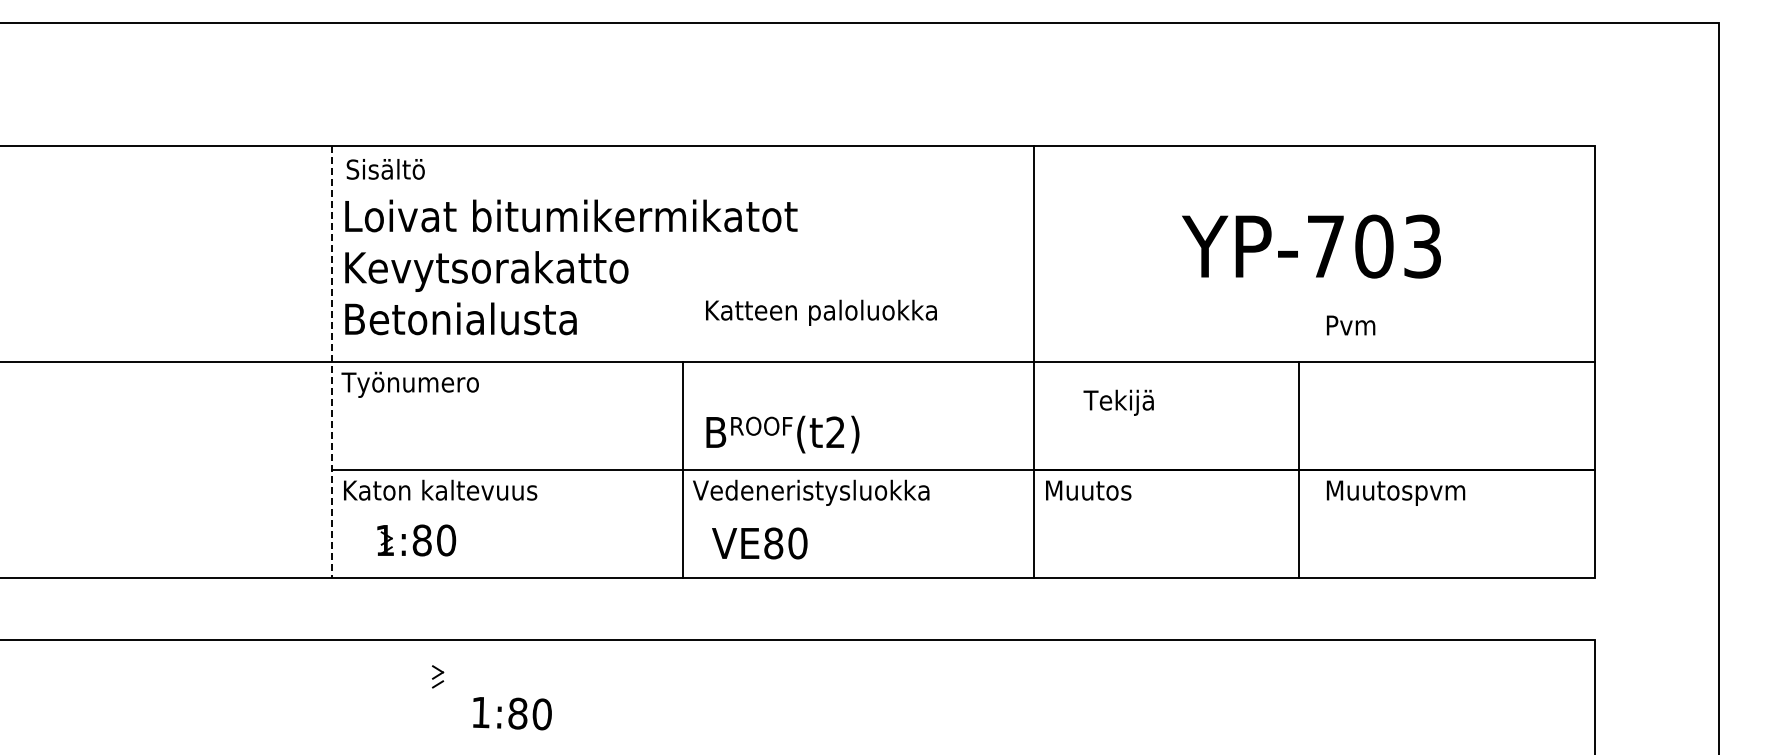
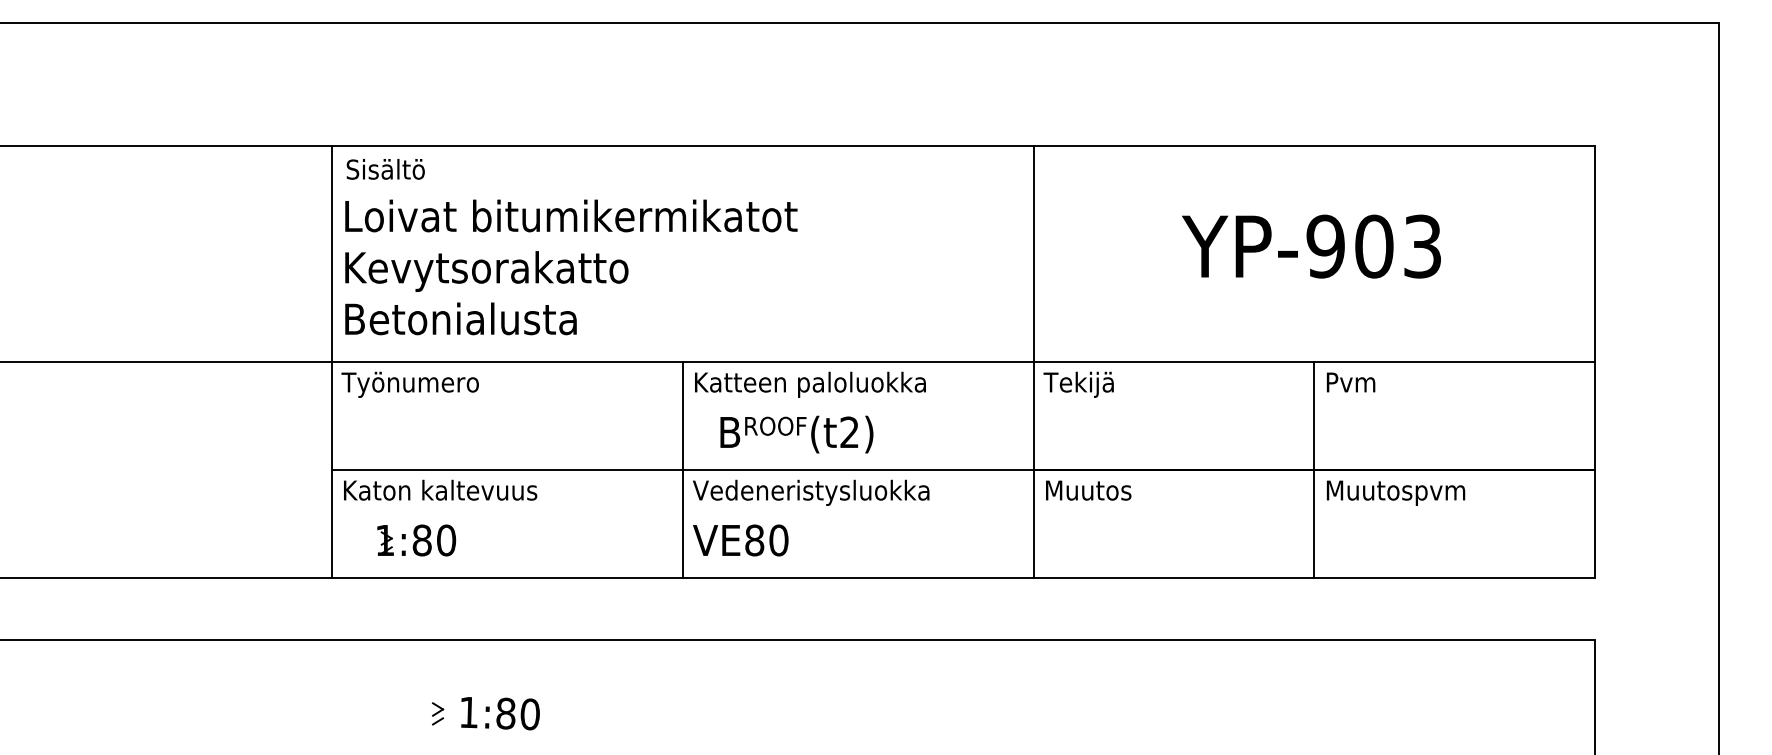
text: YP-703 -> YP-903 (1325, 246)
text position: (821, 312) -> (810, 384) (810, 384)
text position: (1351, 325) -> (1351, 382) (1351, 382)
line: dashed -> solid (331, 362)
text position: (1118, 402) -> (1078, 384) (1078, 384)
text position: (782, 434) -> (796, 434) (796, 434)
line position: (1299, 470) -> (1314, 470) (1314, 470)
text position: (759, 543) -> (740, 540) (740, 540)
part position: (438, 676) -> (438, 713) (438, 713)
text position: (512, 713) -> (500, 713) (500, 713)
